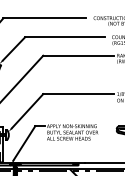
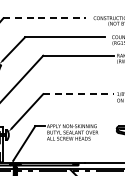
line: solid -> dashed (44, 18)
line: solid -> dashed (79, 94)
